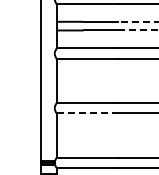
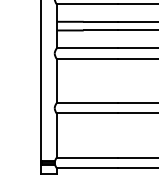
line: dashed -> solid (137, 21)
line: dashed -> solid (138, 30)
line: dashed -> solid (87, 113)
